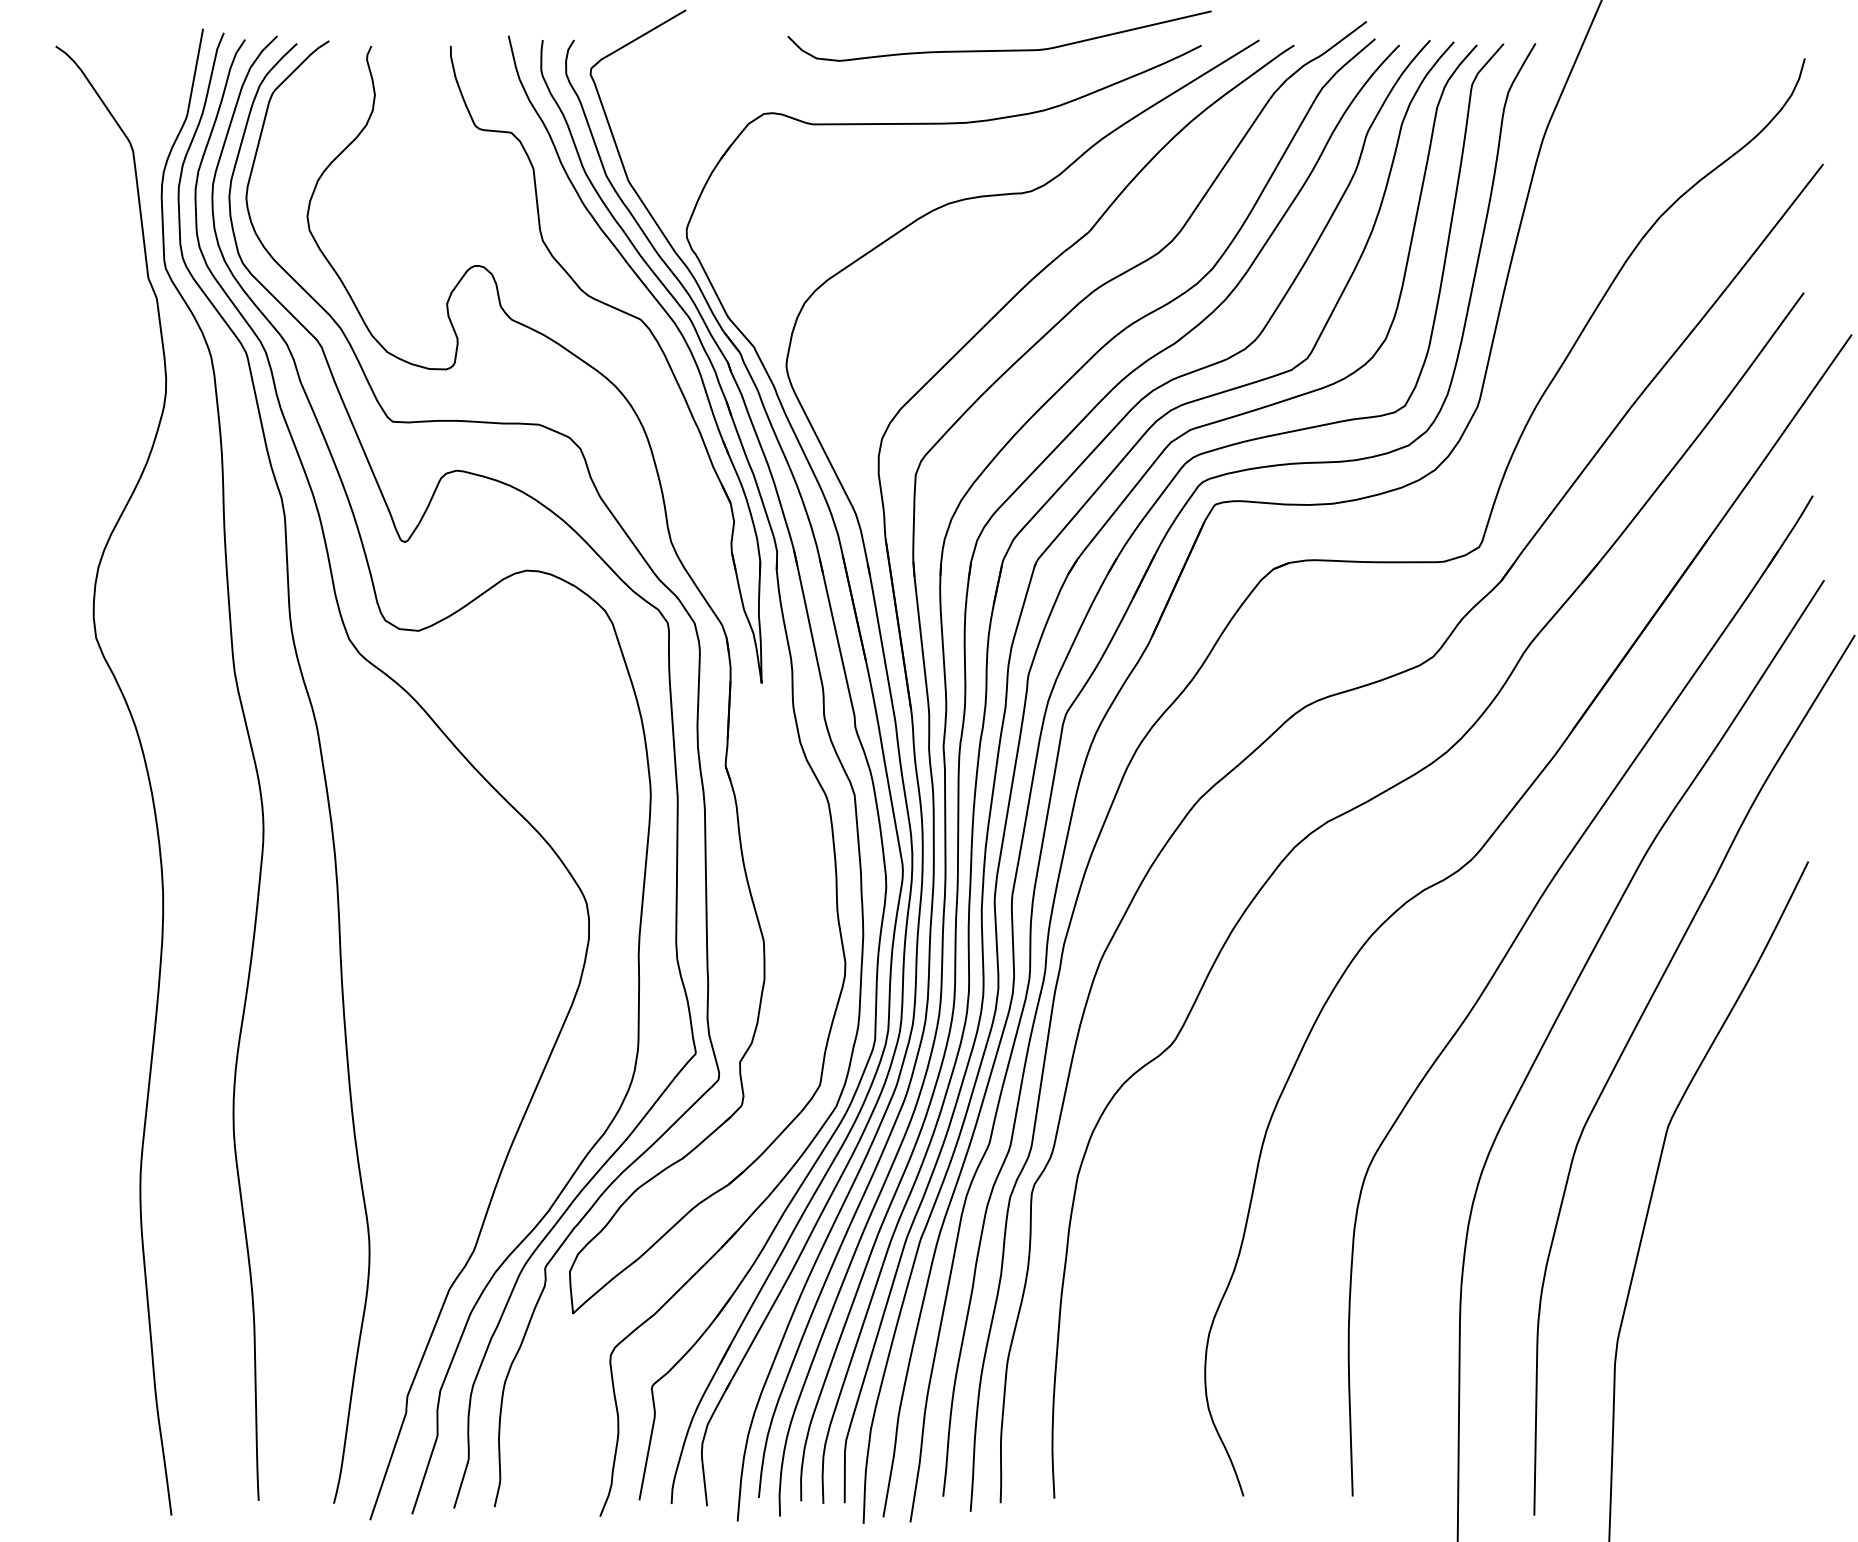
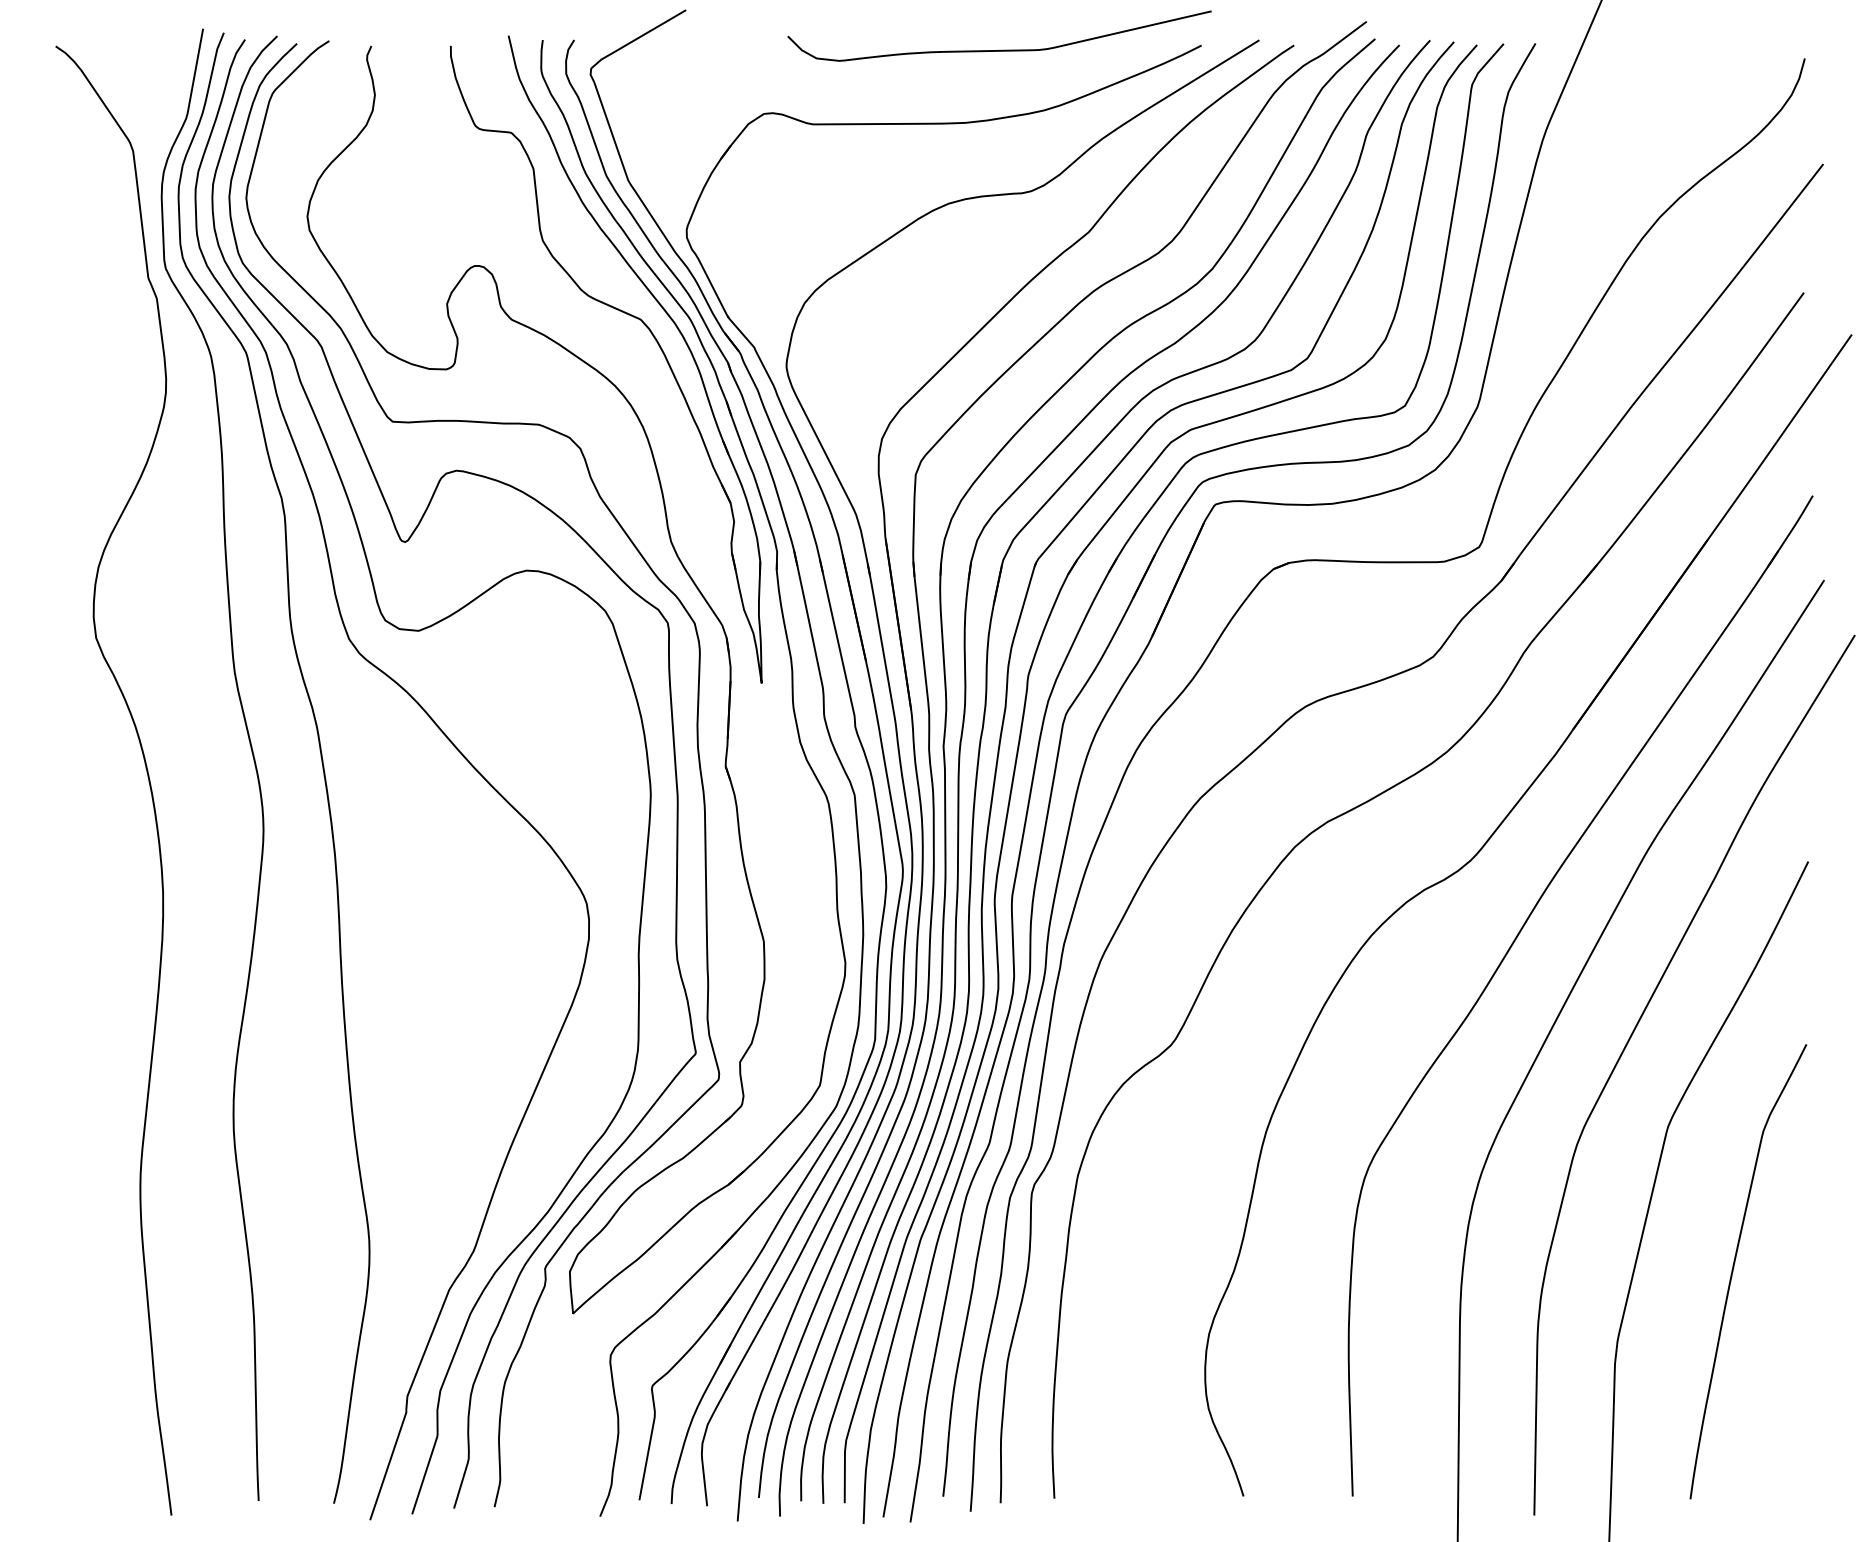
curve: none -> present (1734, 1267)
